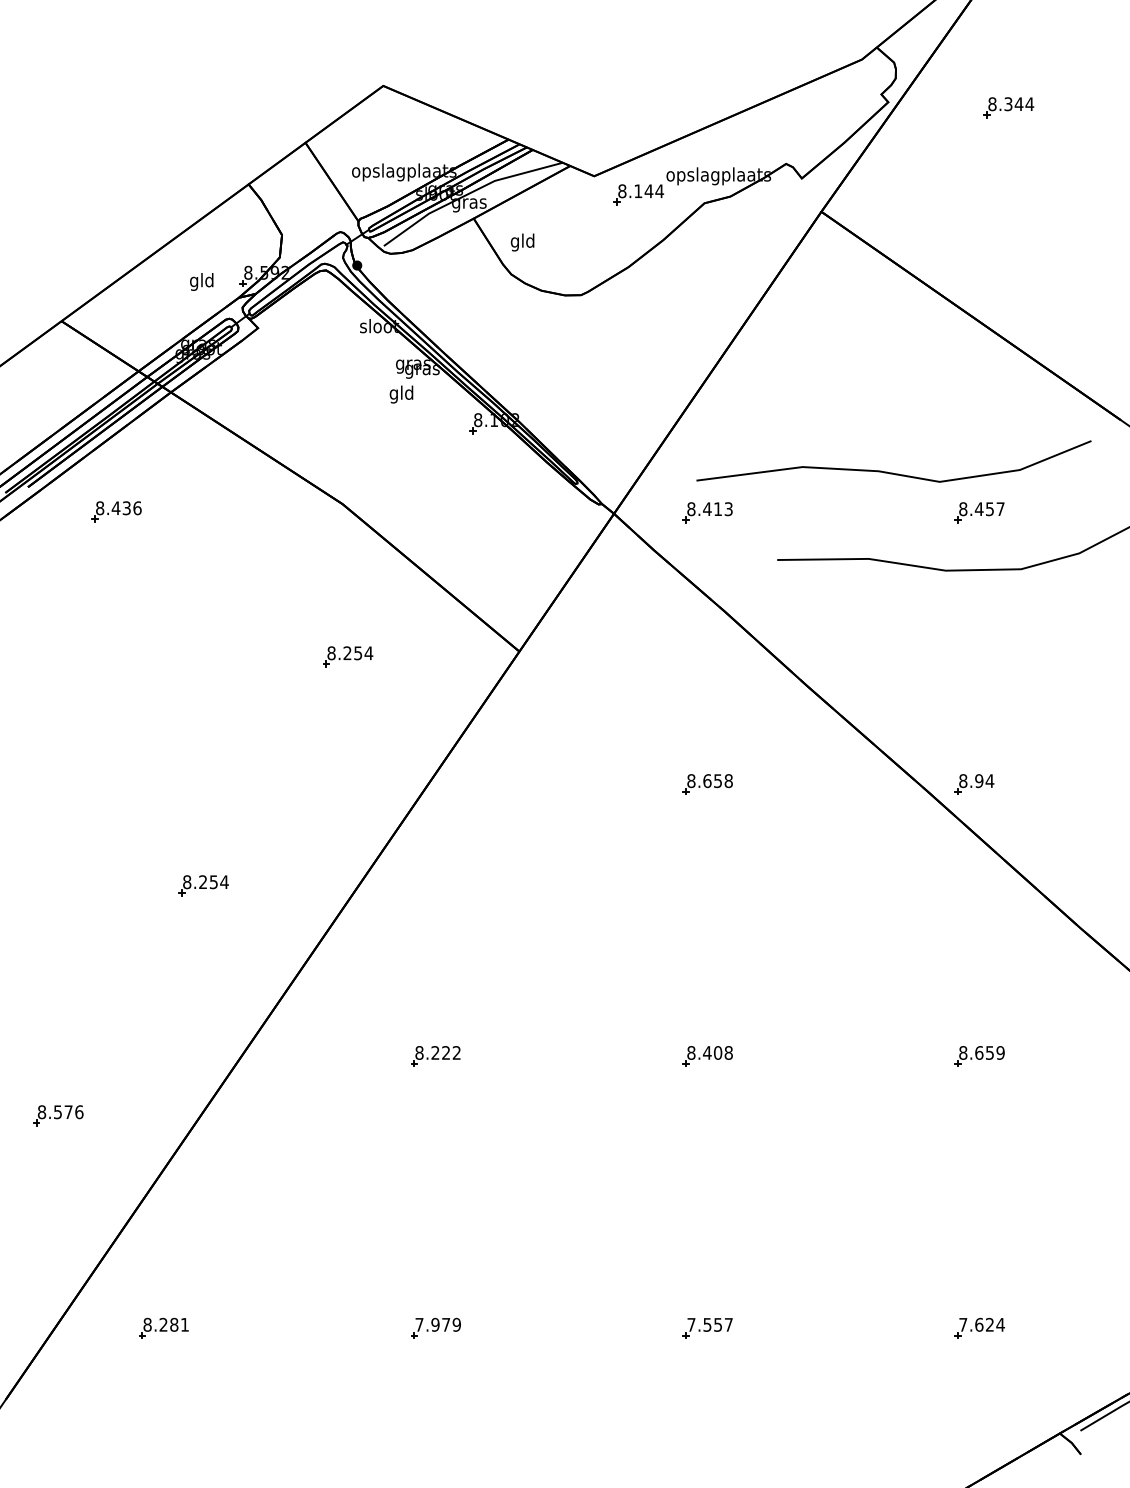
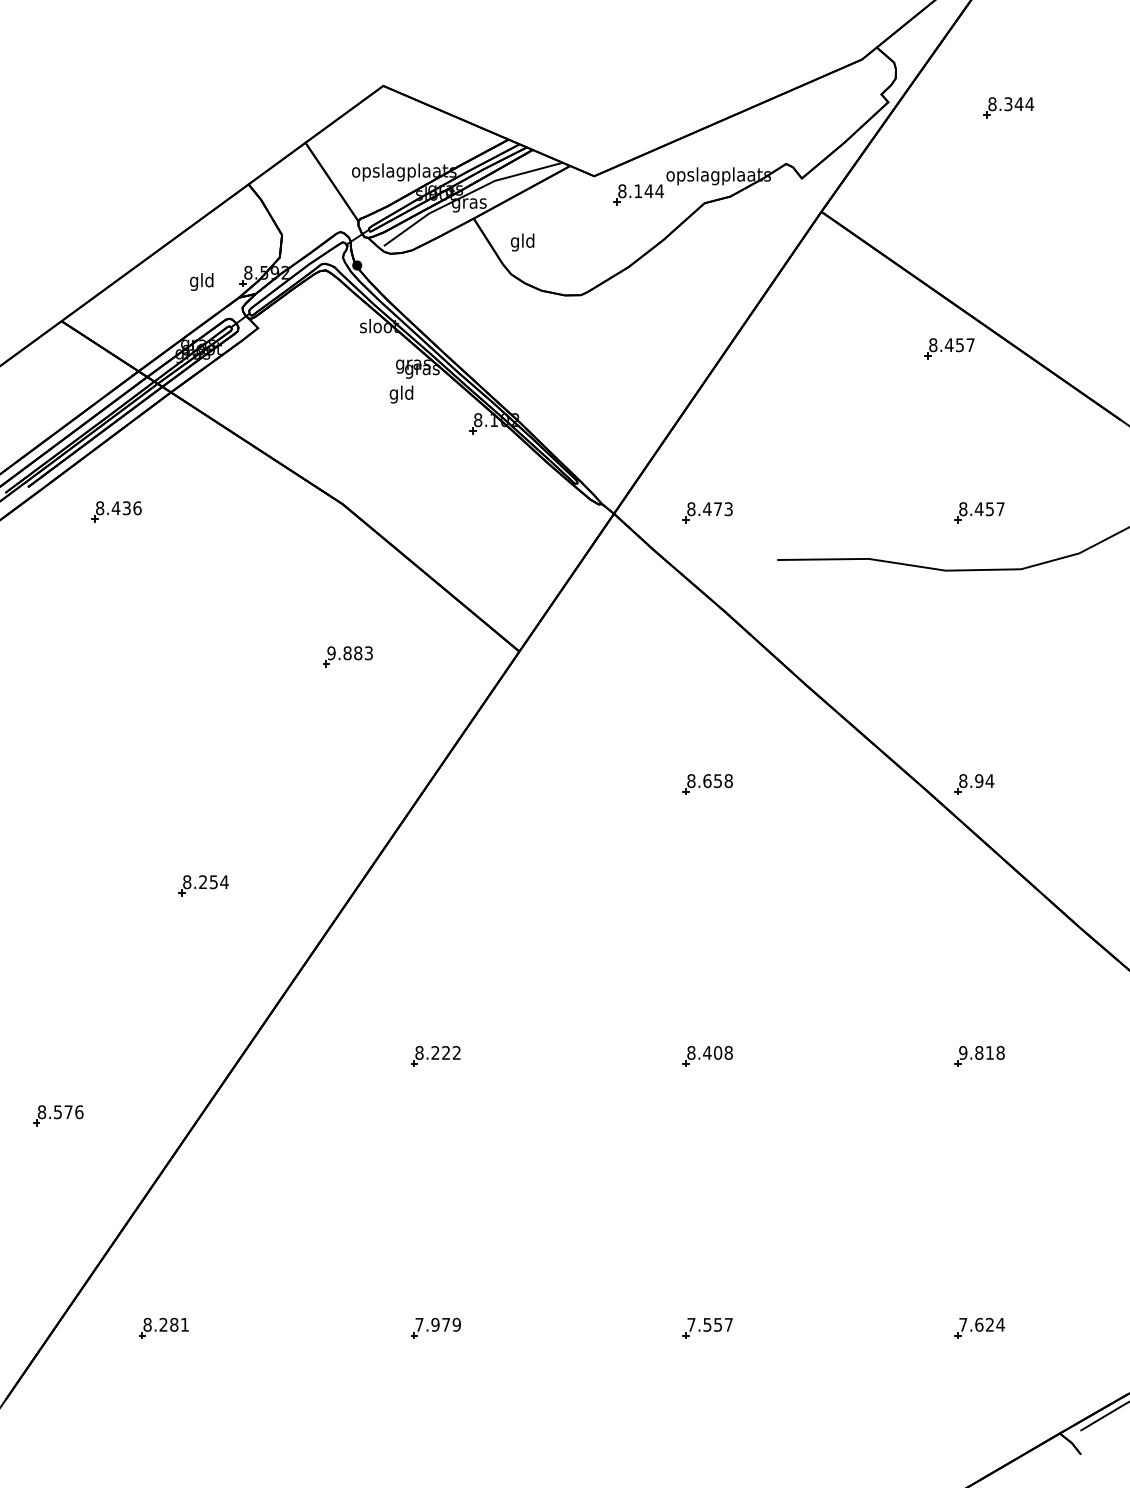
part: none -> present (949, 348)
curve: present -> none (893, 472)
text: 8.413 -> 8.473 (717, 508)
text: 8.254 -> 9.883 (350, 653)
text: 8.659 -> 9.818 (981, 1052)
